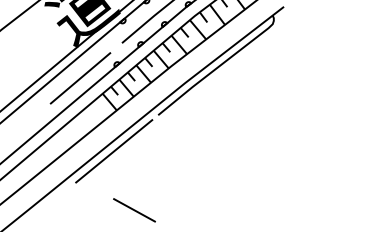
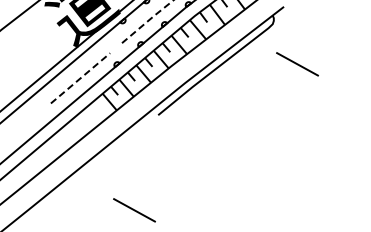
line: solid -> dashed (148, 20)
line: none -> present (297, 64)
line: solid -> dashed (80, 78)
line: present -> none (114, 151)
